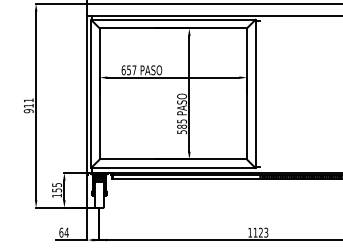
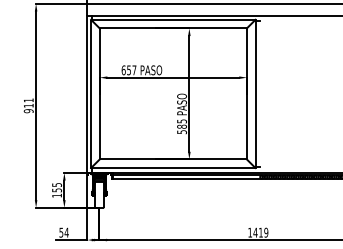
text: 64 -> 54 (61, 232)
text: 1123 -> 1419 (260, 232)
